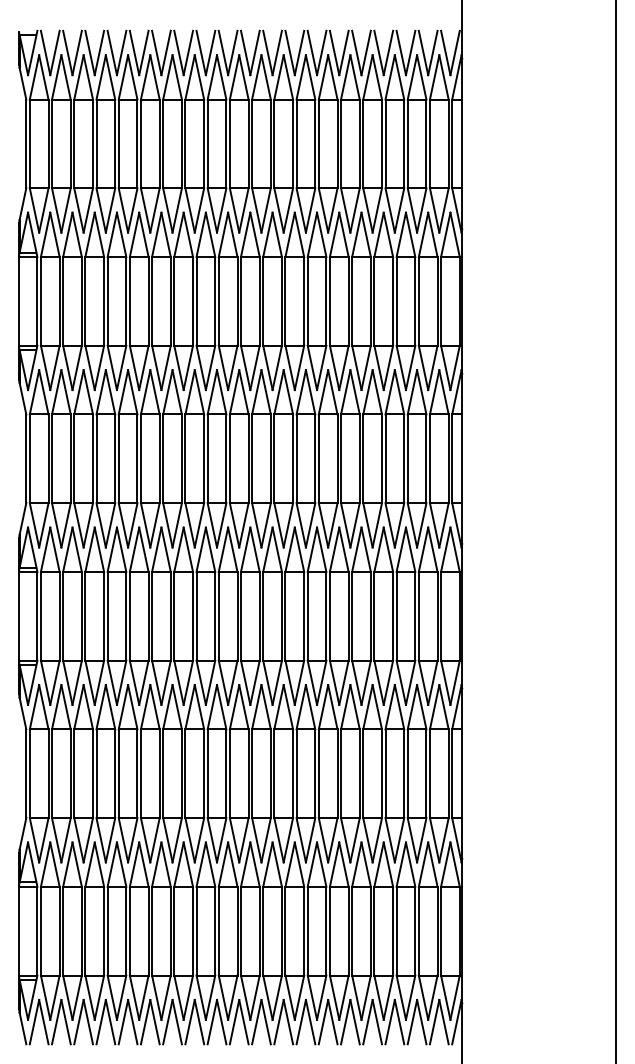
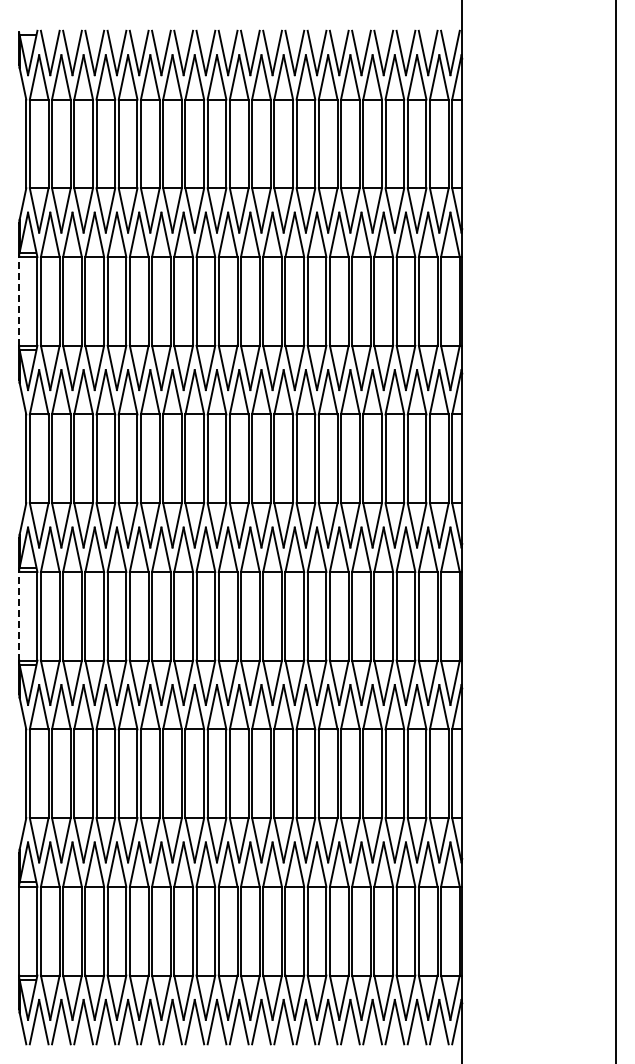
line: solid -> dashed (19, 300)
line: solid -> dashed (19, 615)
